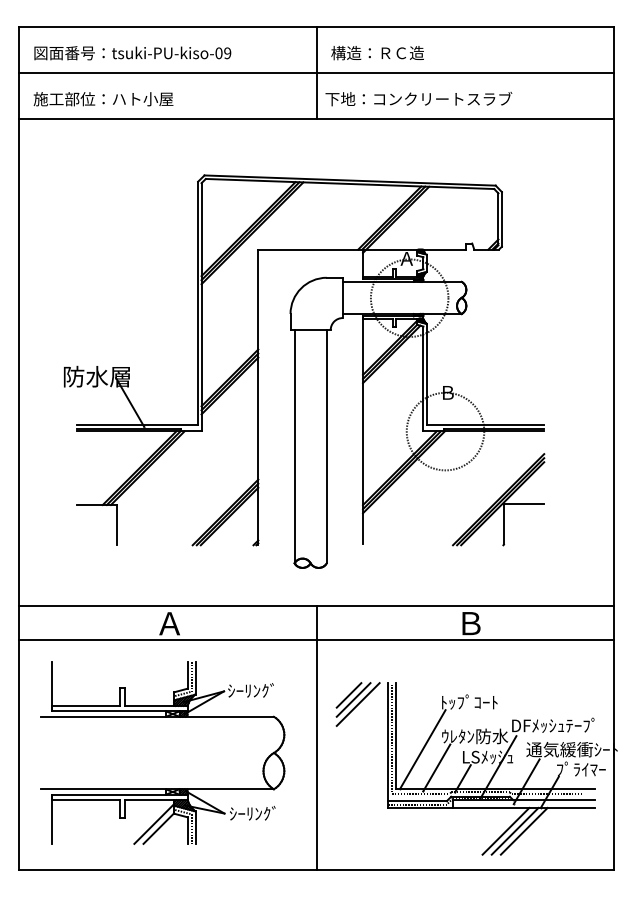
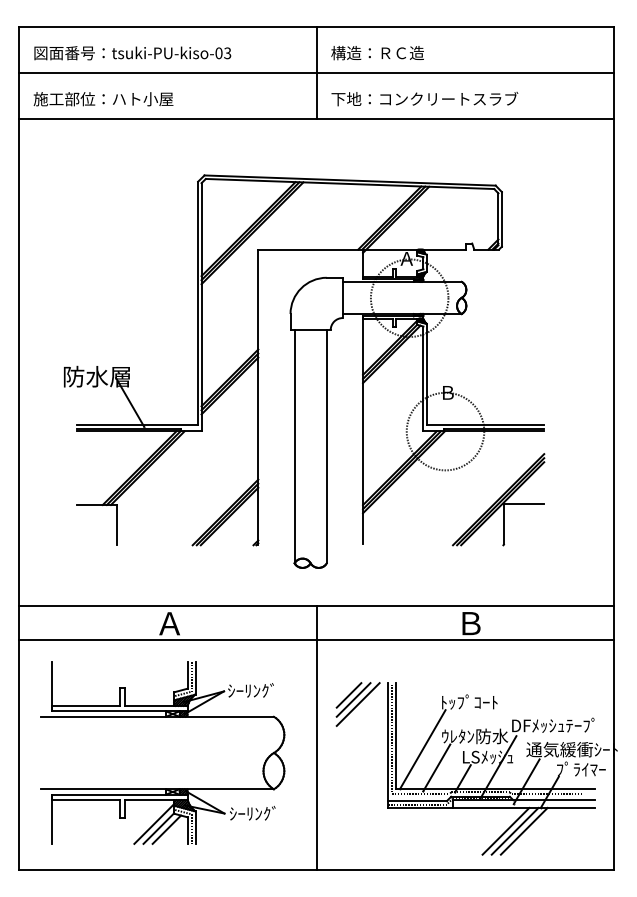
text: tsuki-PU-kiso-09 -> tsuki-PU-kiso-03 (227, 53)
text position: (418, 99) -> (424, 99) (424, 99)
line: none -> present (166, 829)
